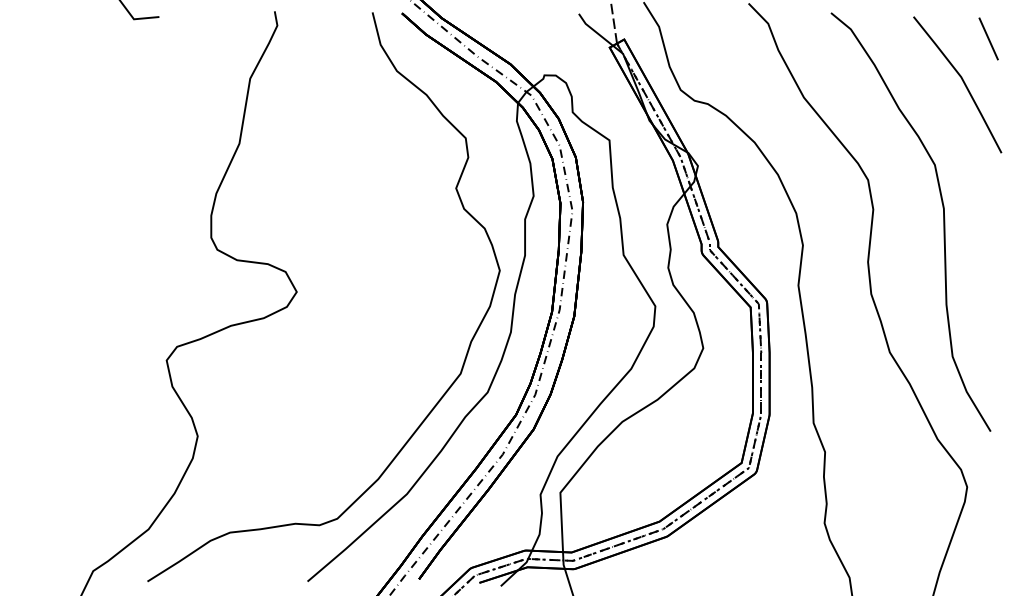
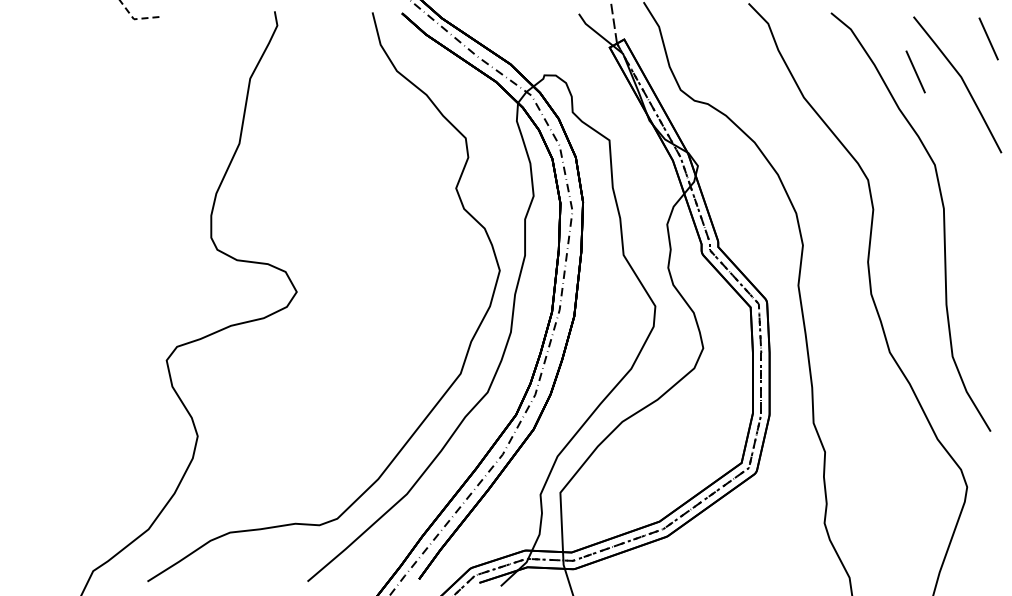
line: solid -> dashed (133, 19)
line: none -> present (915, 71)
